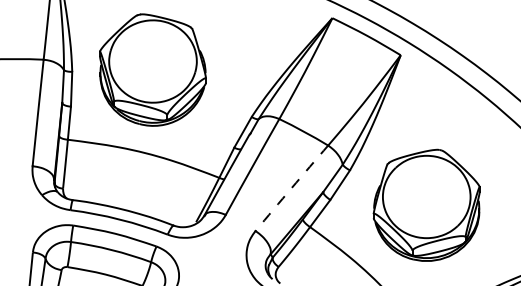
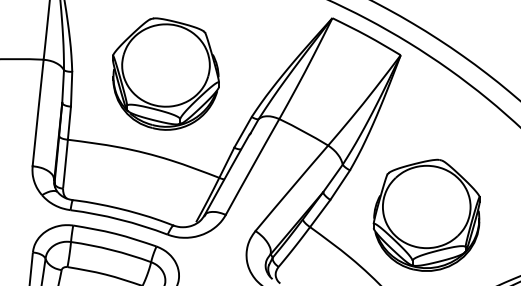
part position: (152, 69) -> (165, 73) (165, 73)
arc: dashed -> solid (291, 188)
part position: (426, 204) -> (426, 214) (426, 214)
